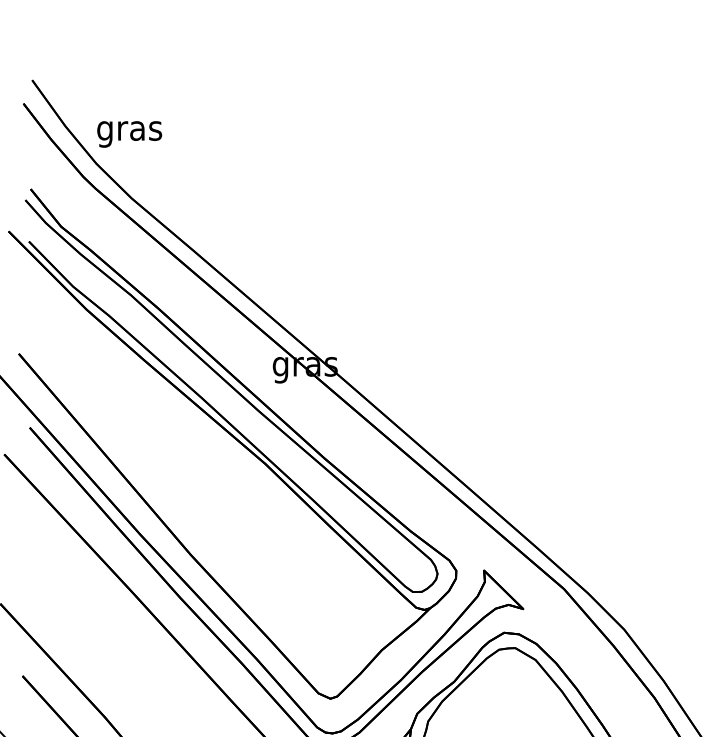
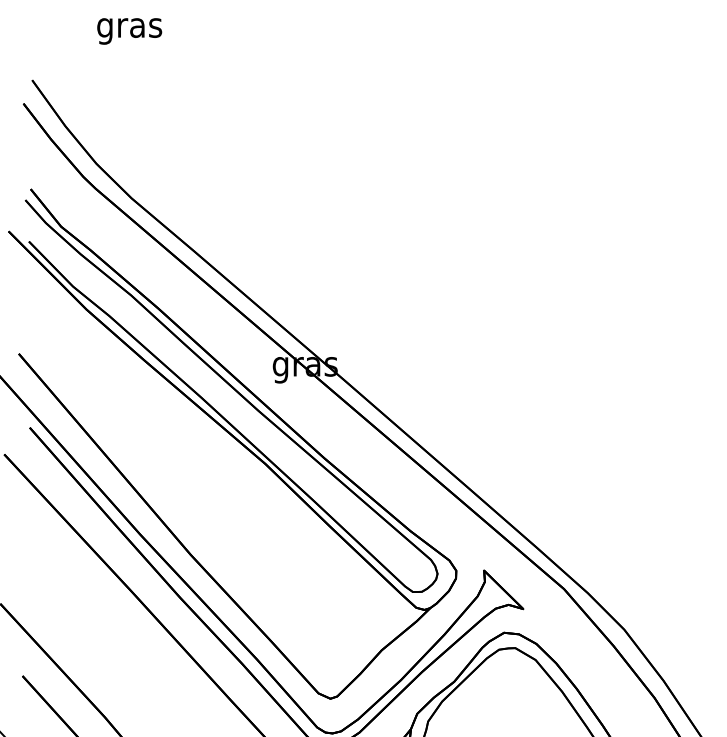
text position: (129, 134) -> (129, 31) (129, 31)
